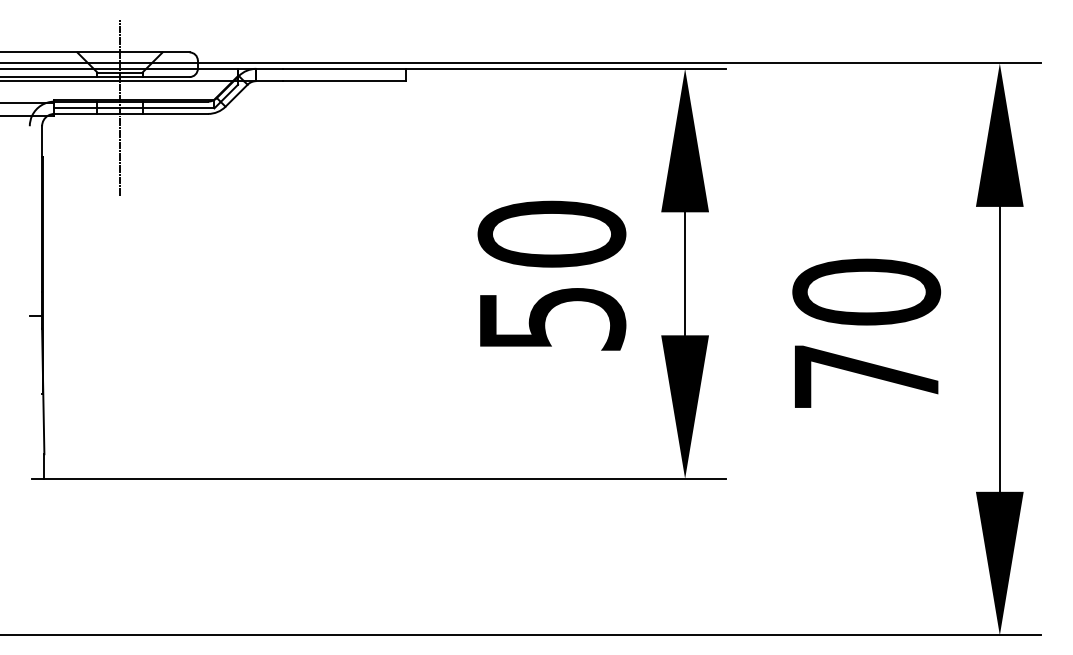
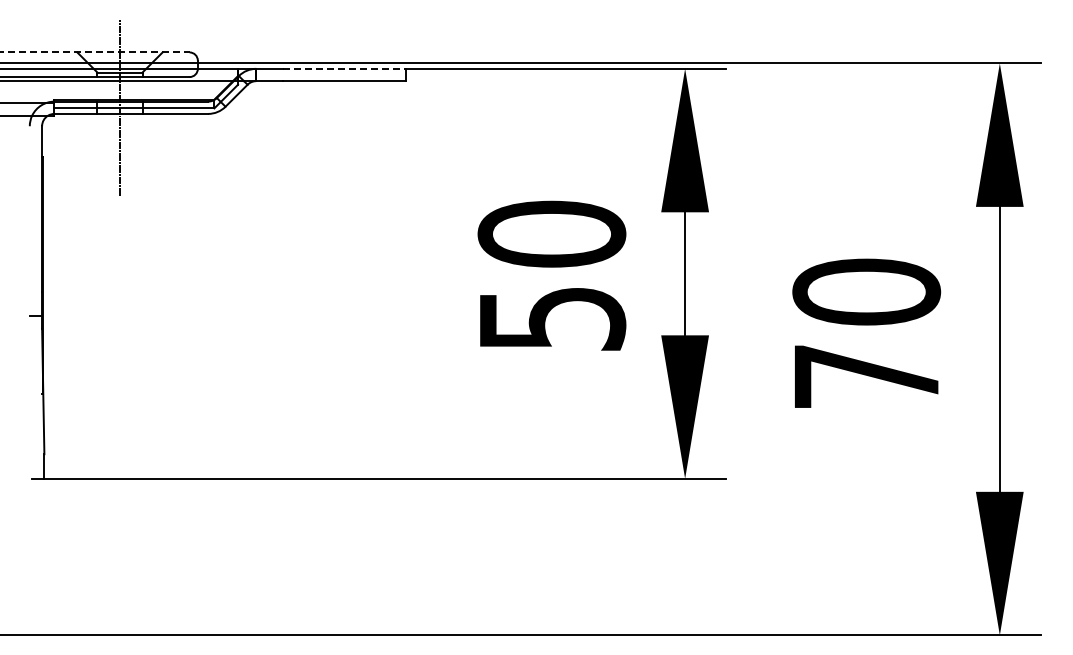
line: solid -> dashed (95, 52)
line: solid -> dashed (344, 68)
